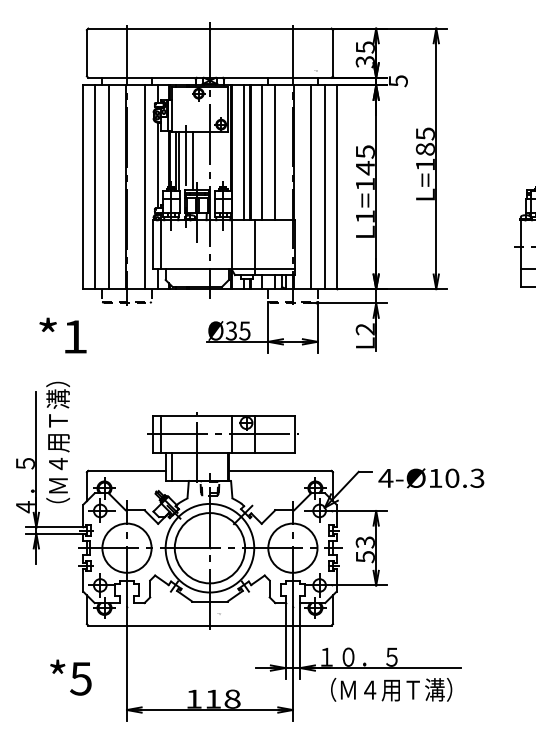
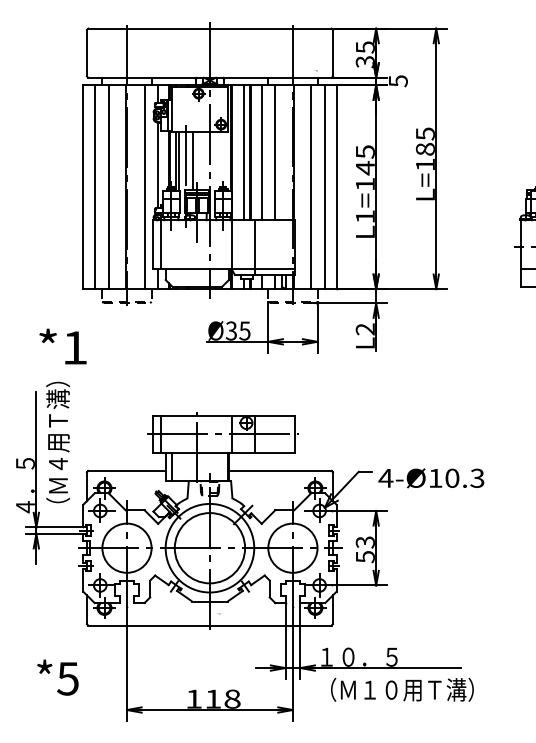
text position: (62, 335) -> (62, 346) (62, 346)
text position: (70, 677) -> (57, 677) (57, 677)
text: （Ｍ４用Ｔ溝） -> （Ｍ１０用Ｔ溝） (418, 689)
